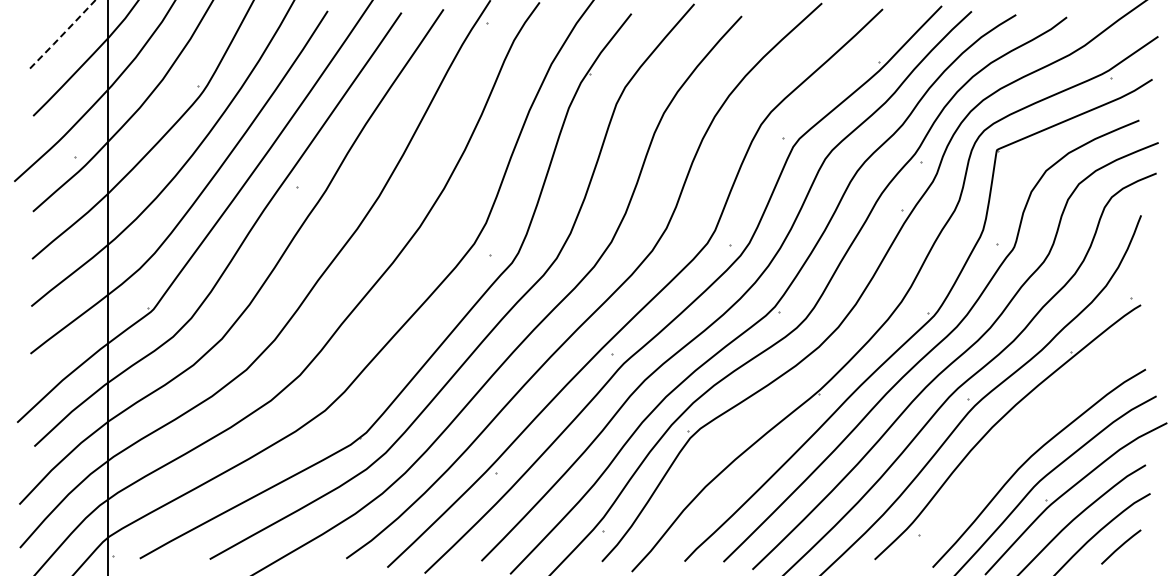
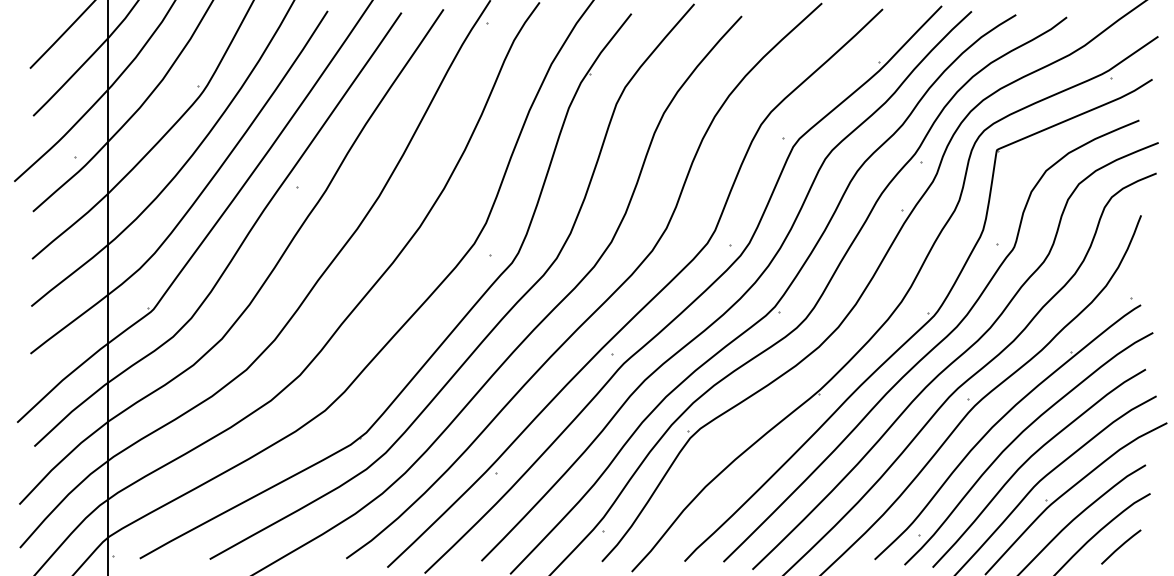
line: dashed -> solid (62, 34)
curve: none -> present (1018, 437)
